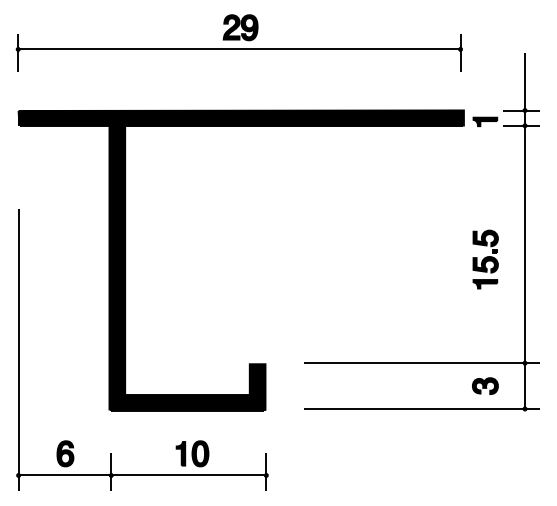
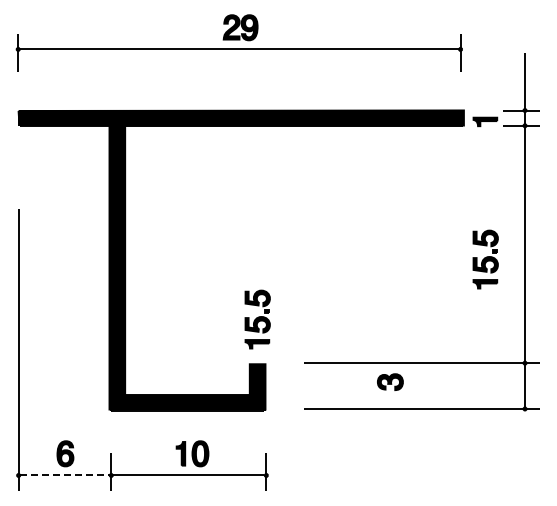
part: none -> present (257, 319)
part position: (485, 385) -> (390, 381) (390, 381)
line: solid -> dashed (65, 475)
